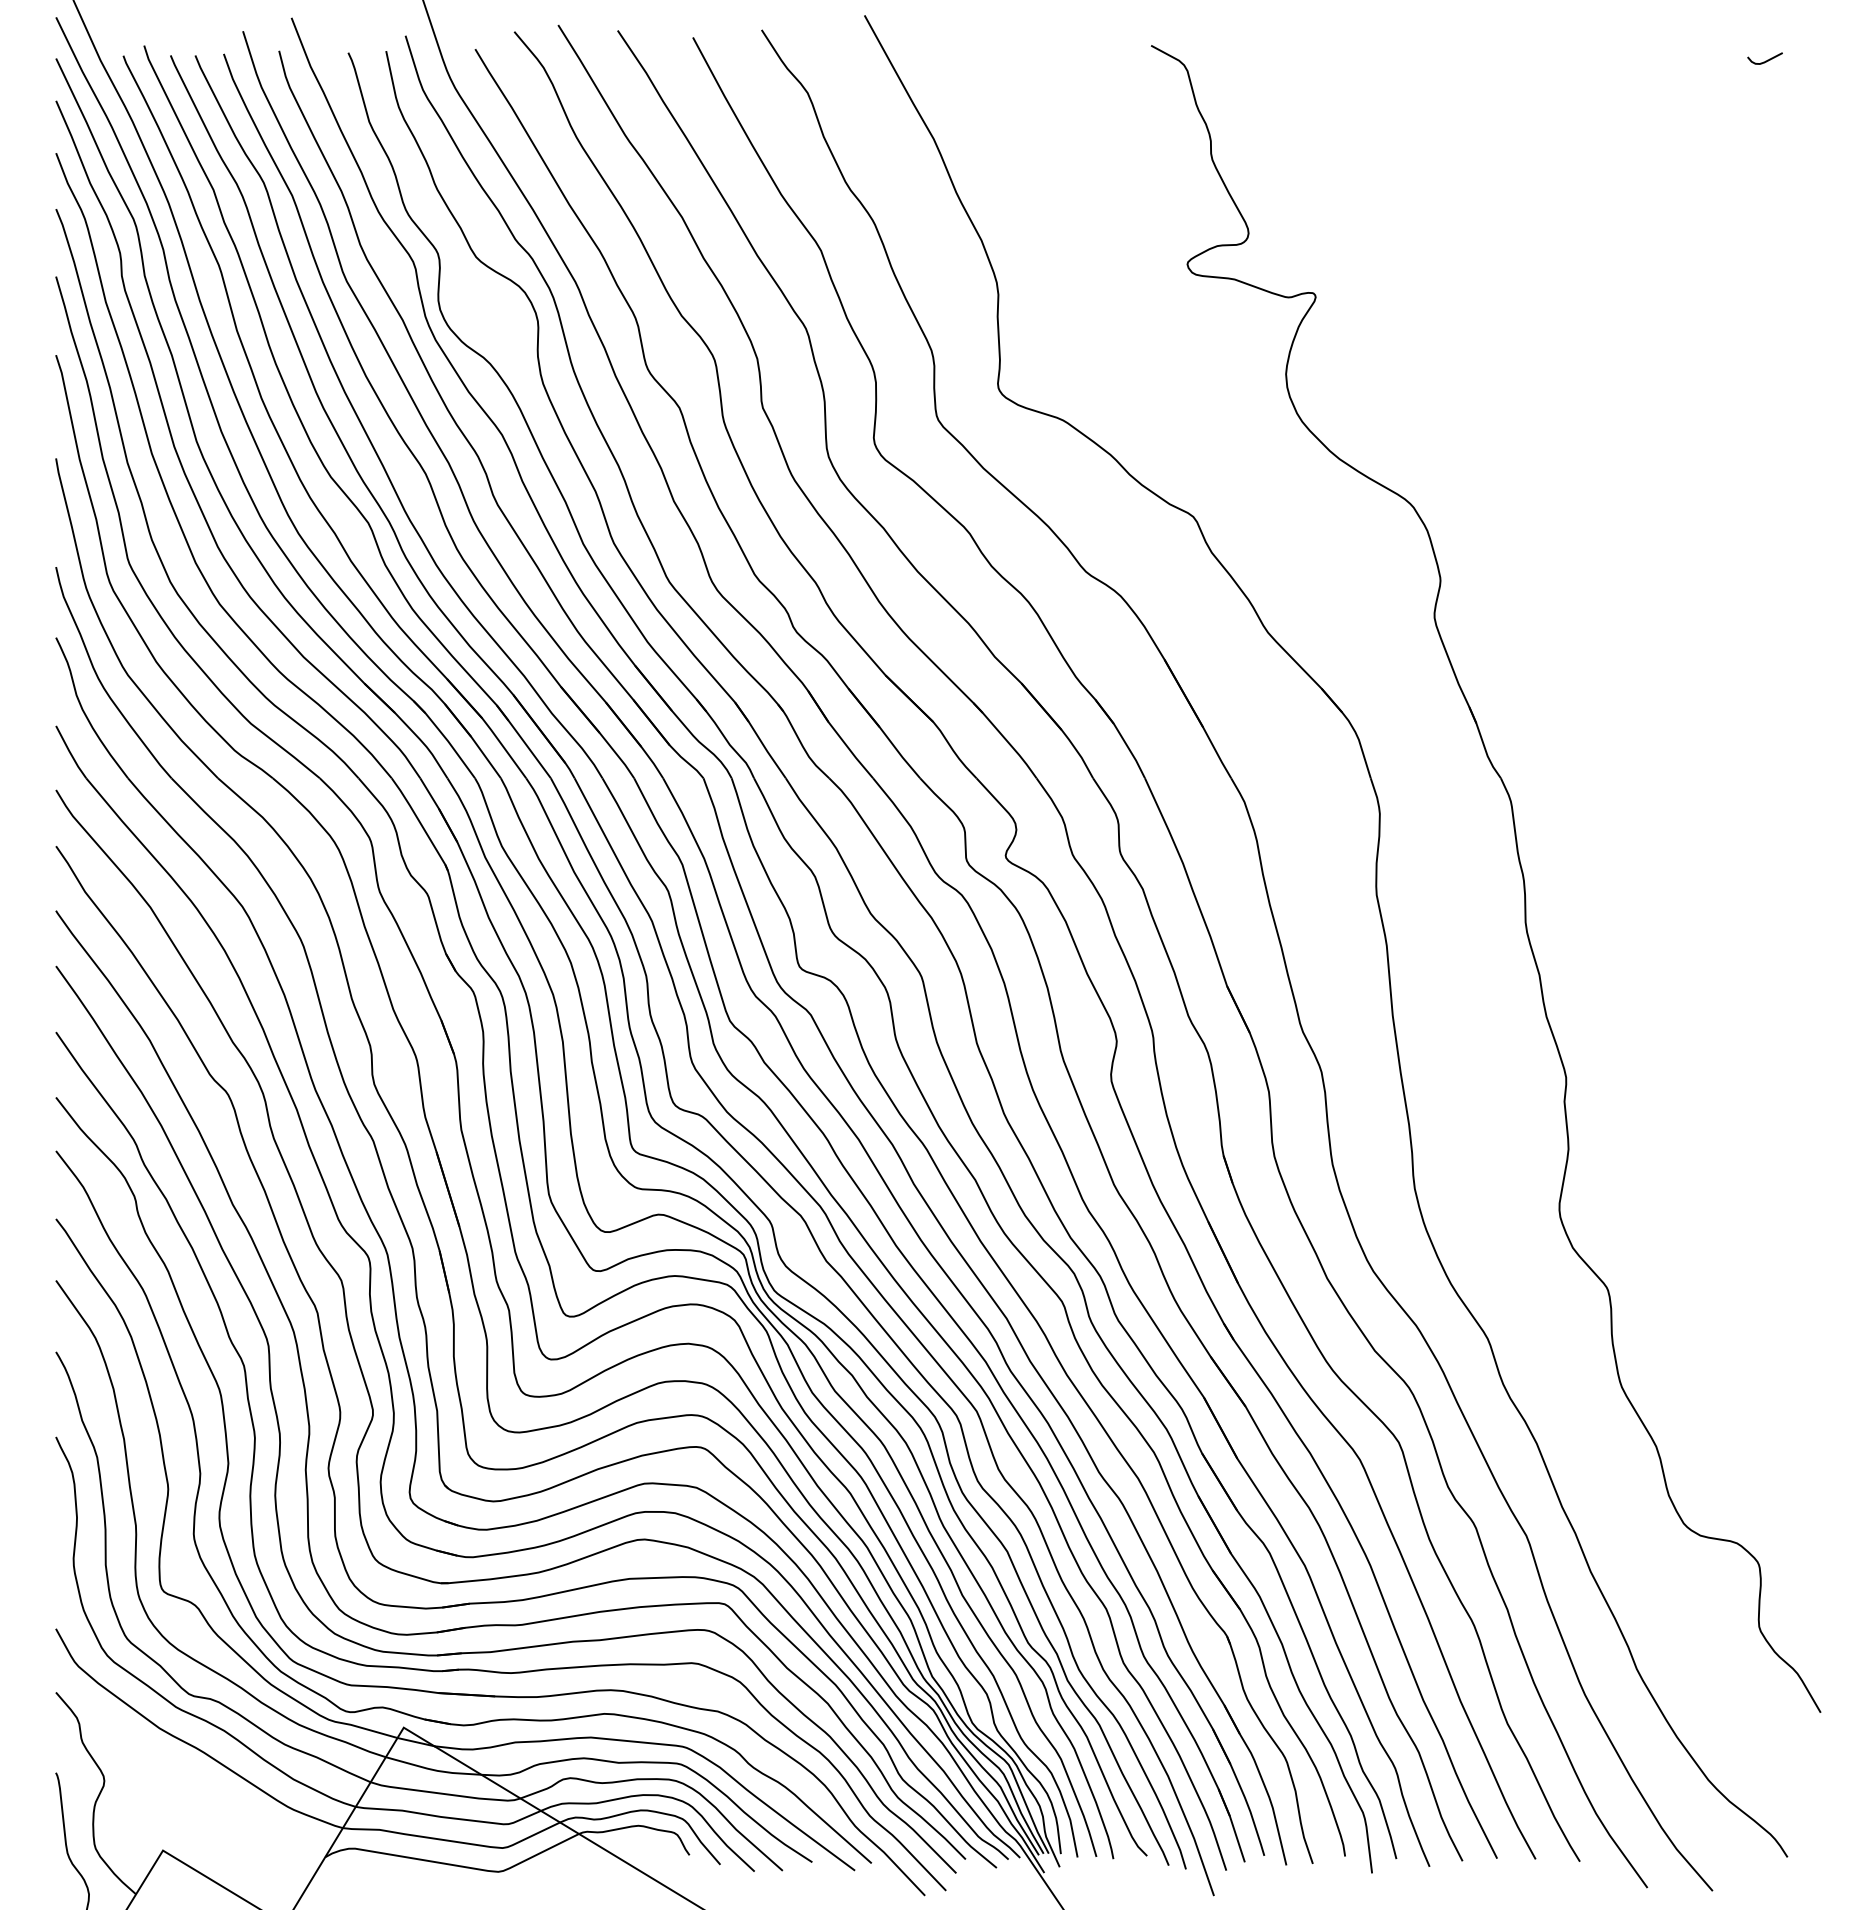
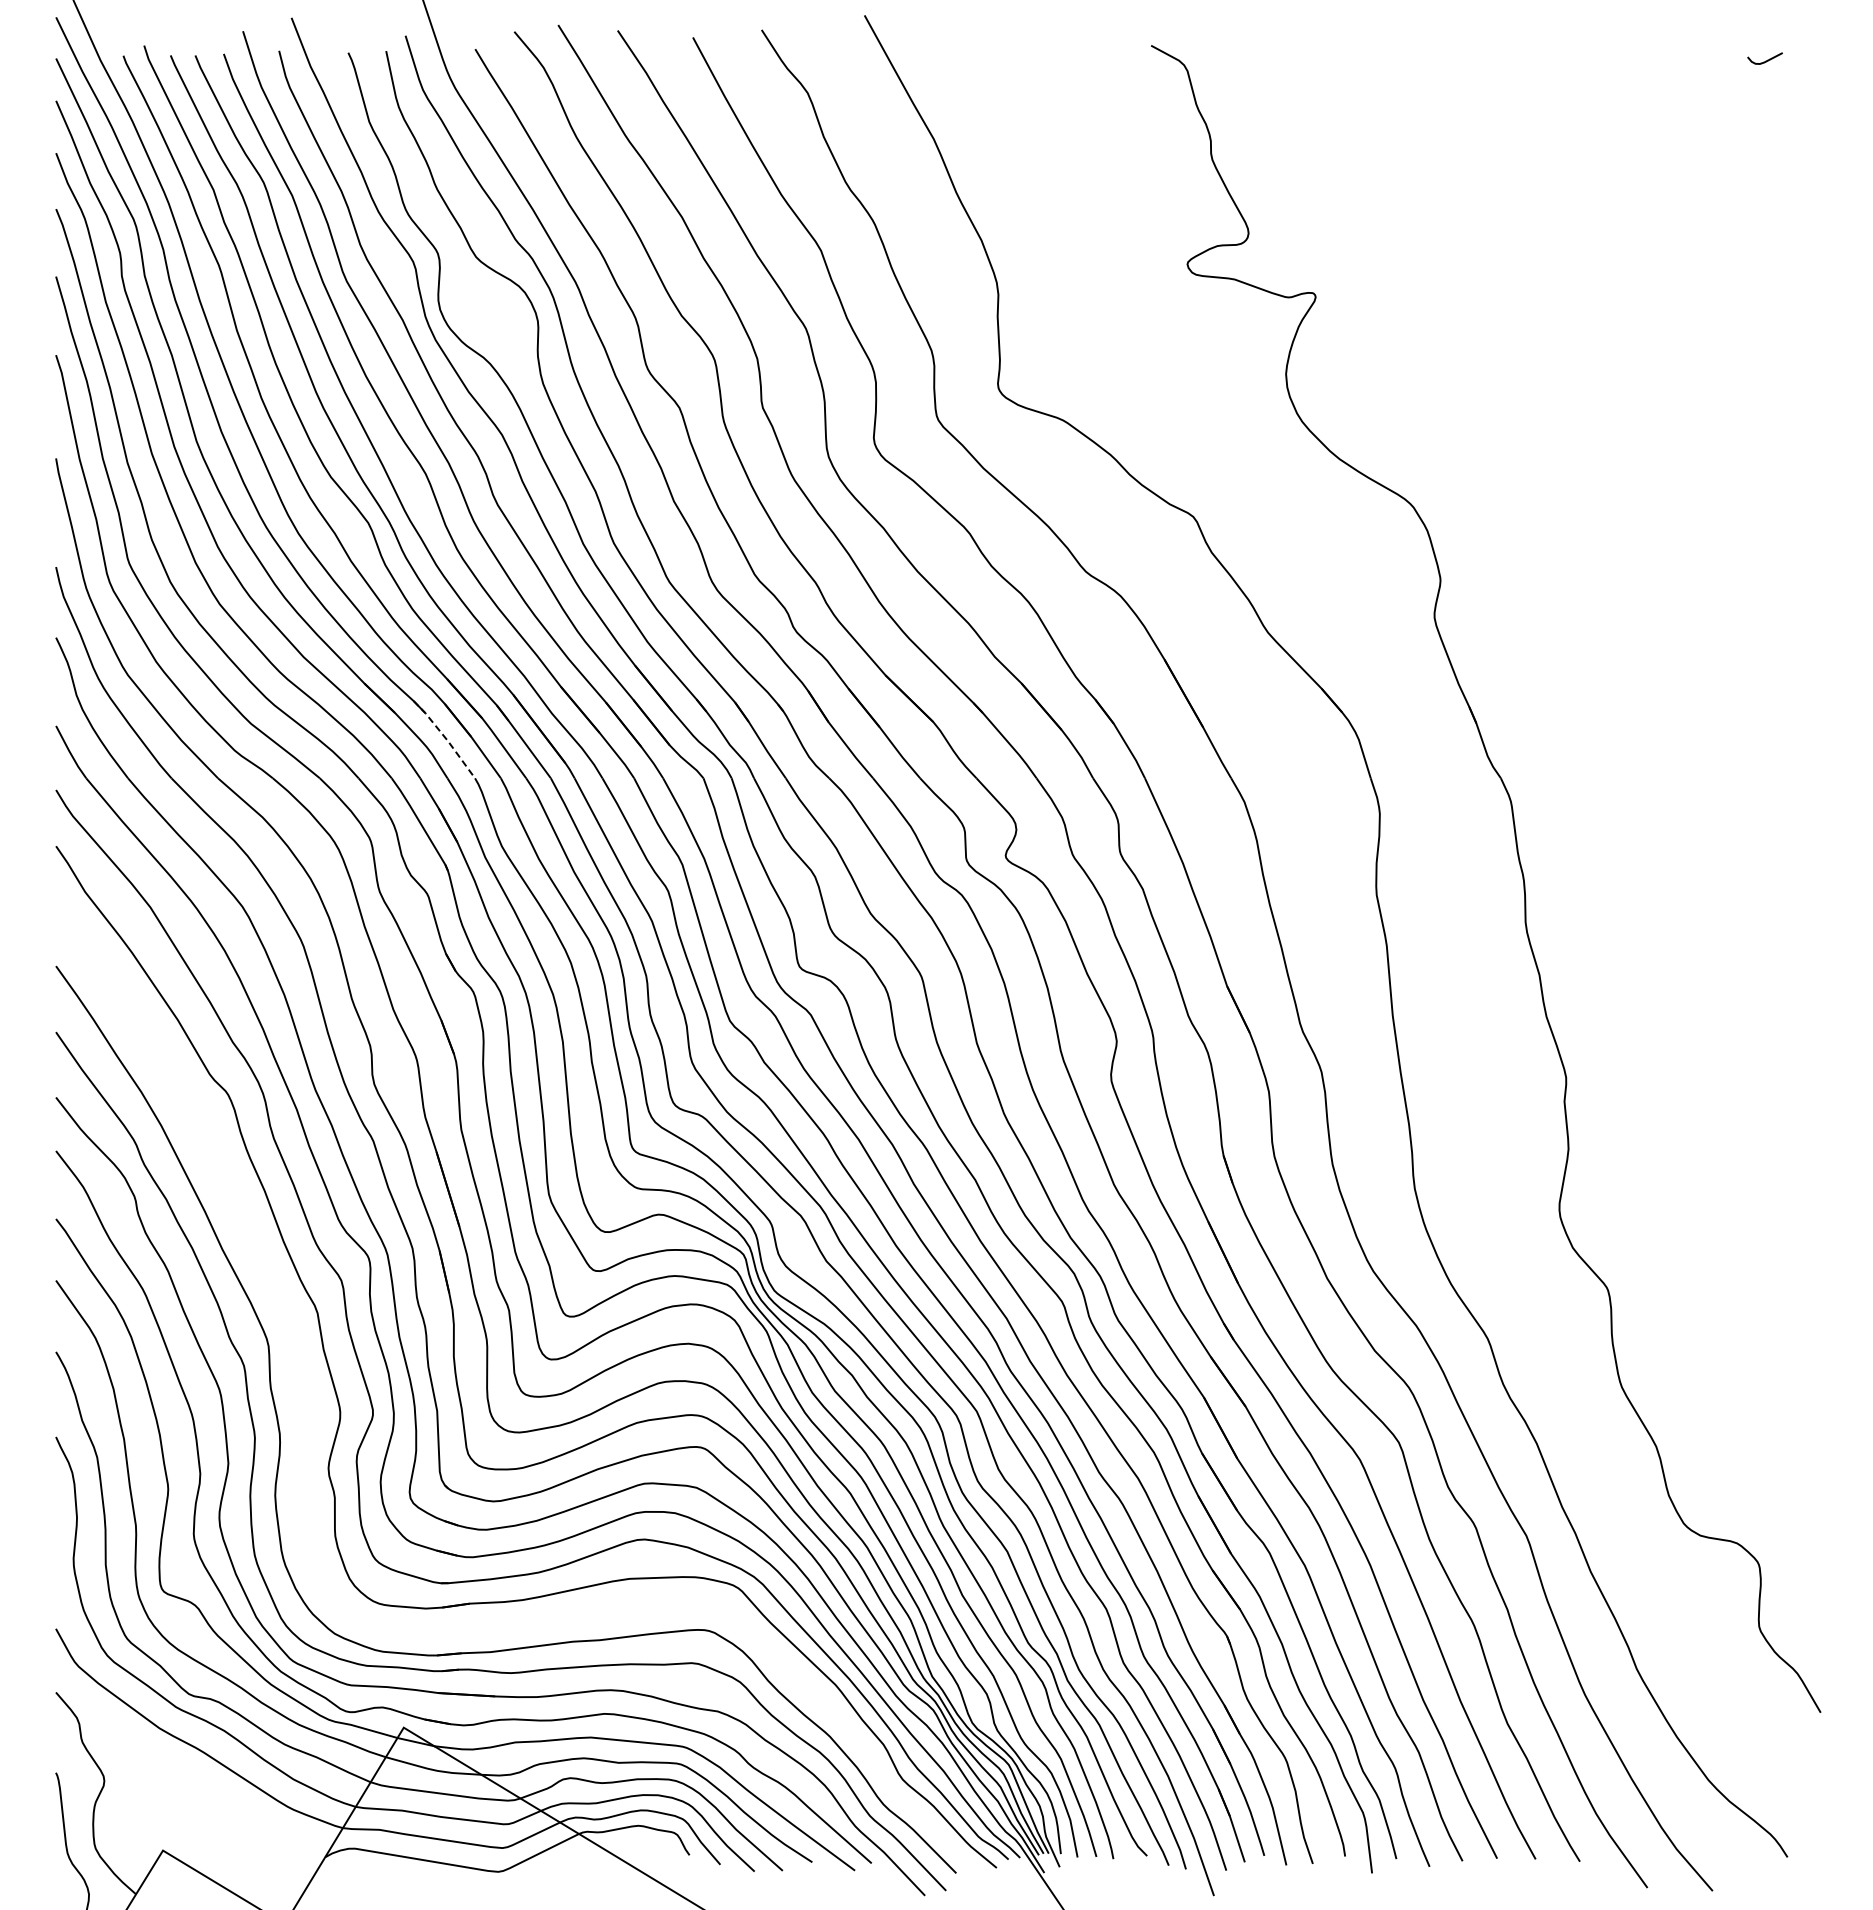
line: solid -> dashed (445, 738)
part: present -> none (308, 1409)
